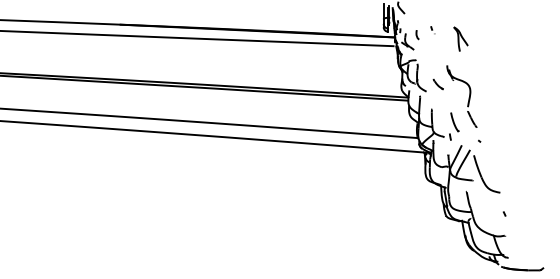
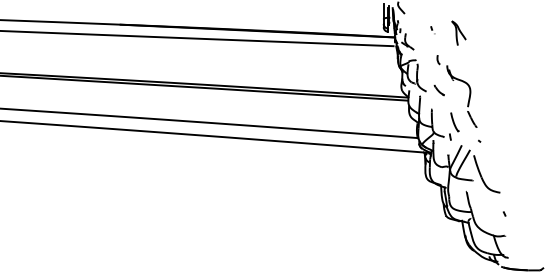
curve position: (417, 35) -> (438, 60) (438, 60)
part position: (460, 38) -> (458, 32) (458, 32)
line position: (437, 84) -> (438, 90) (438, 90)
